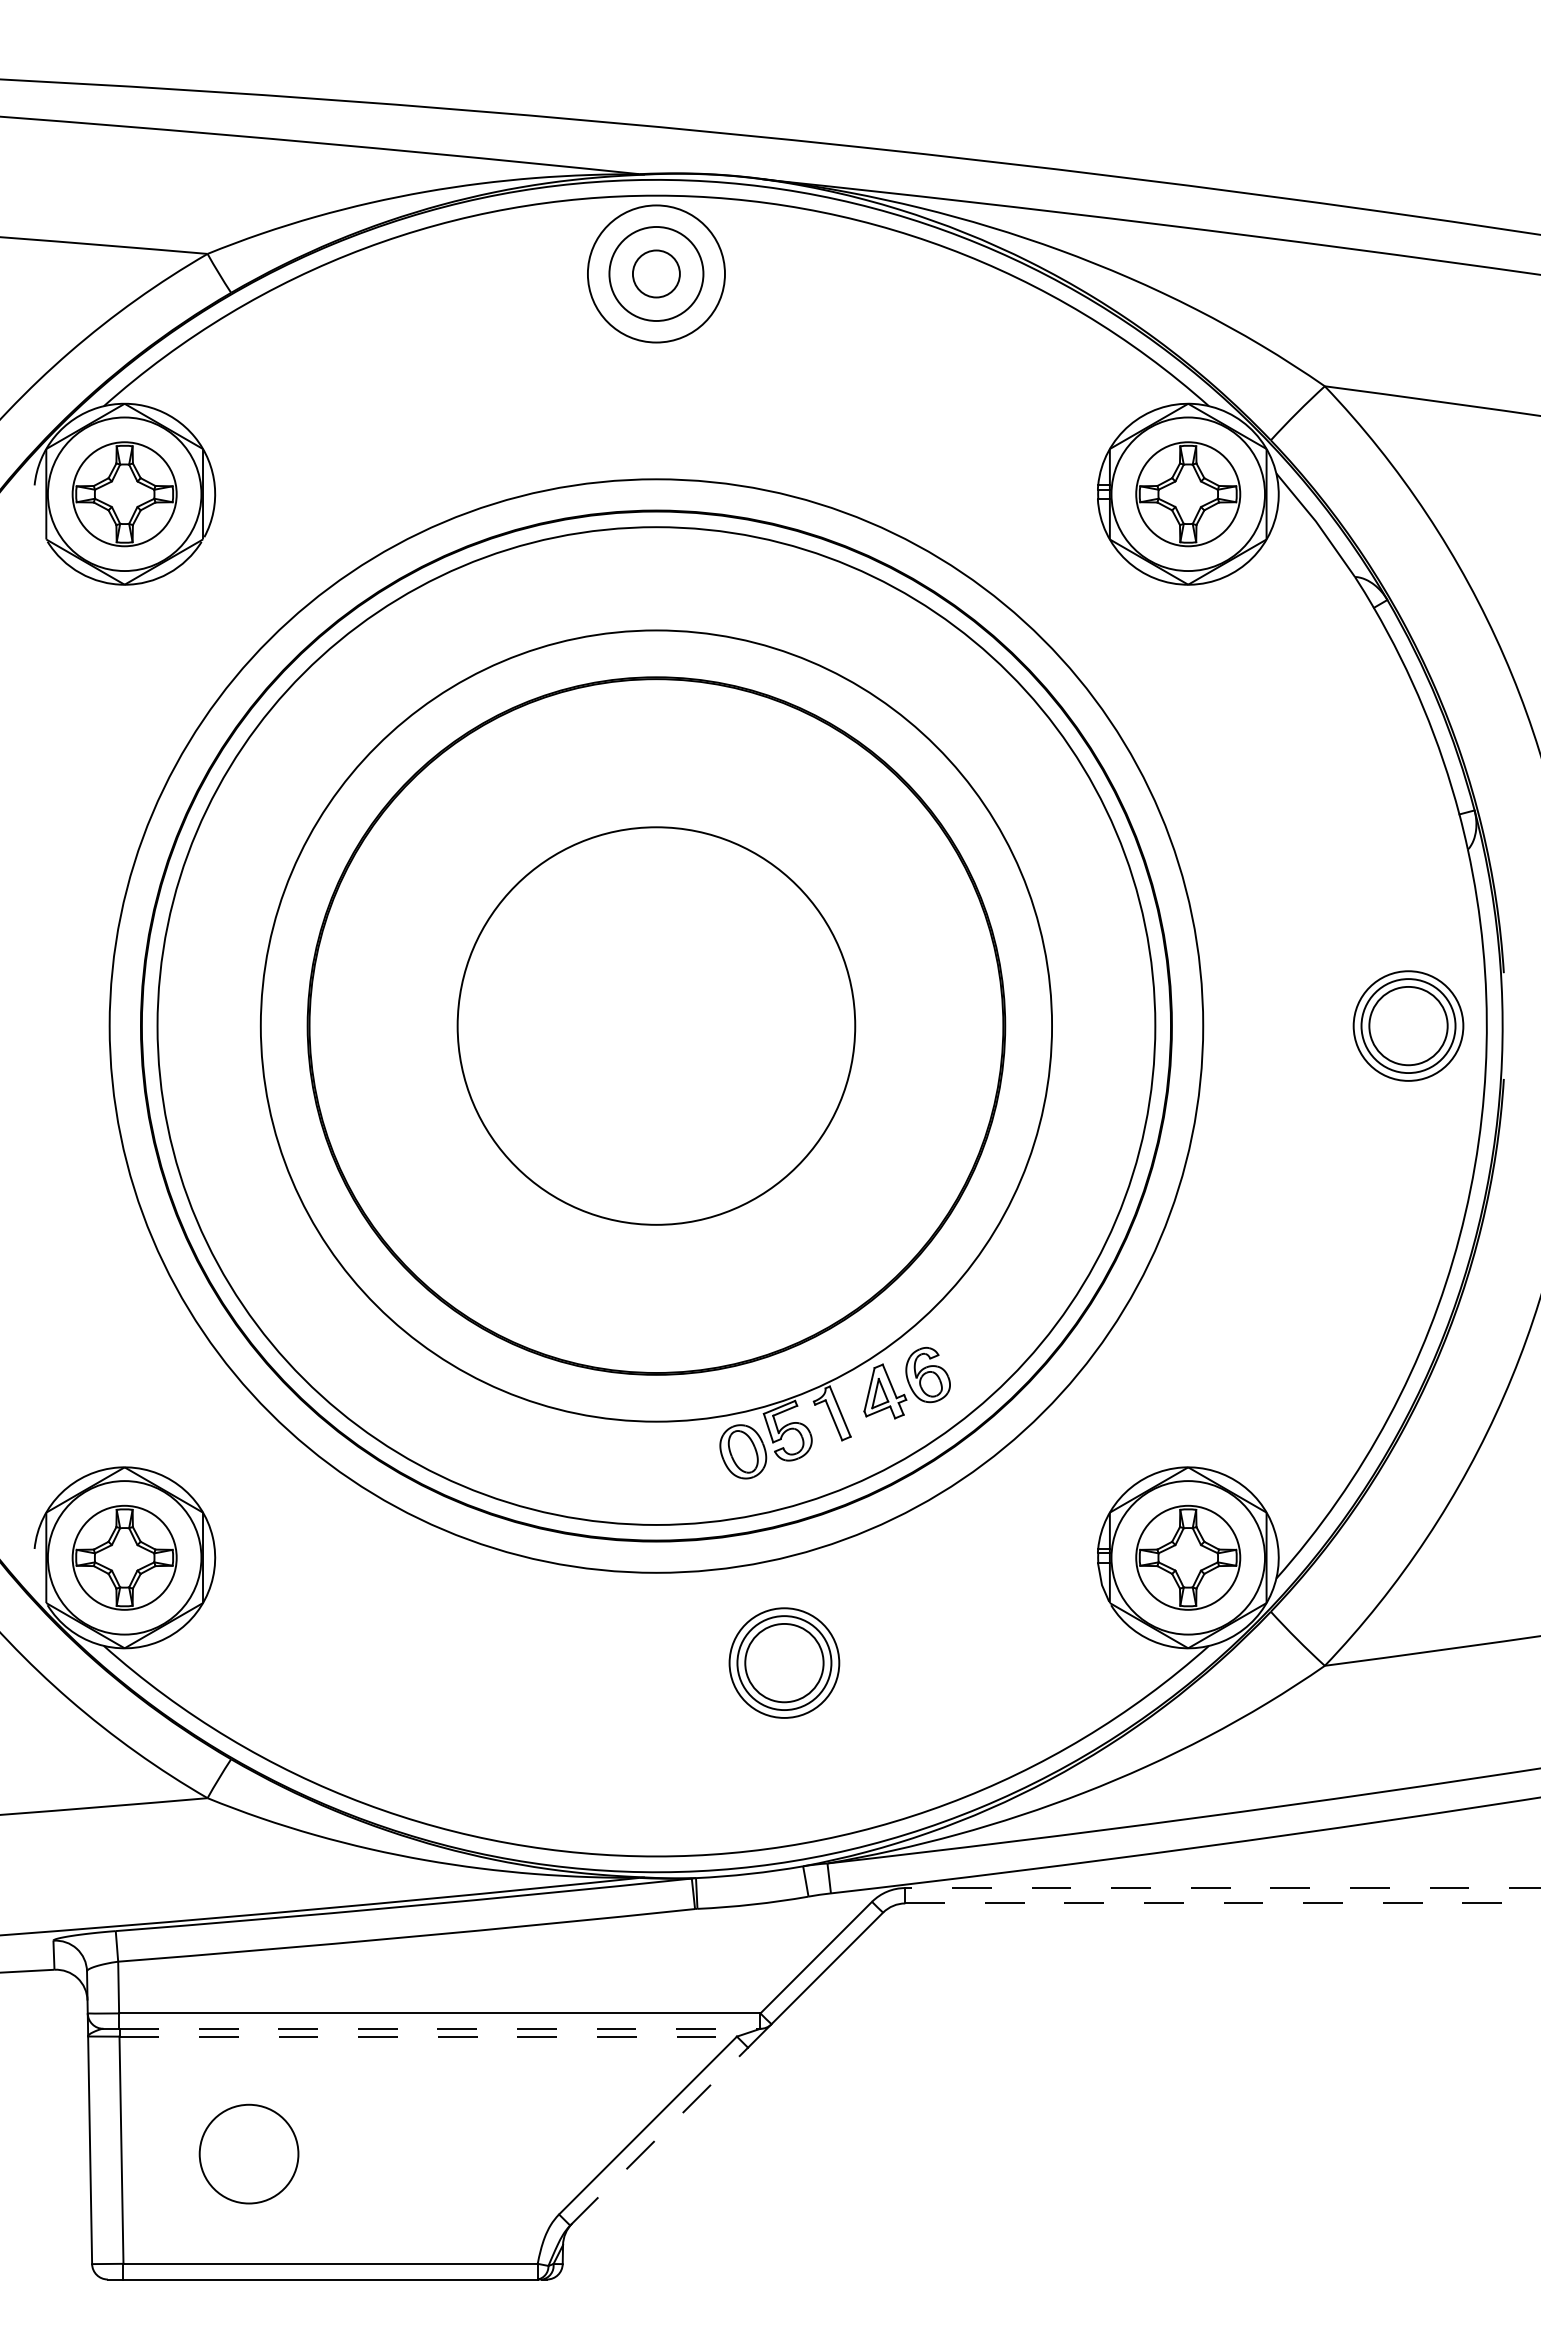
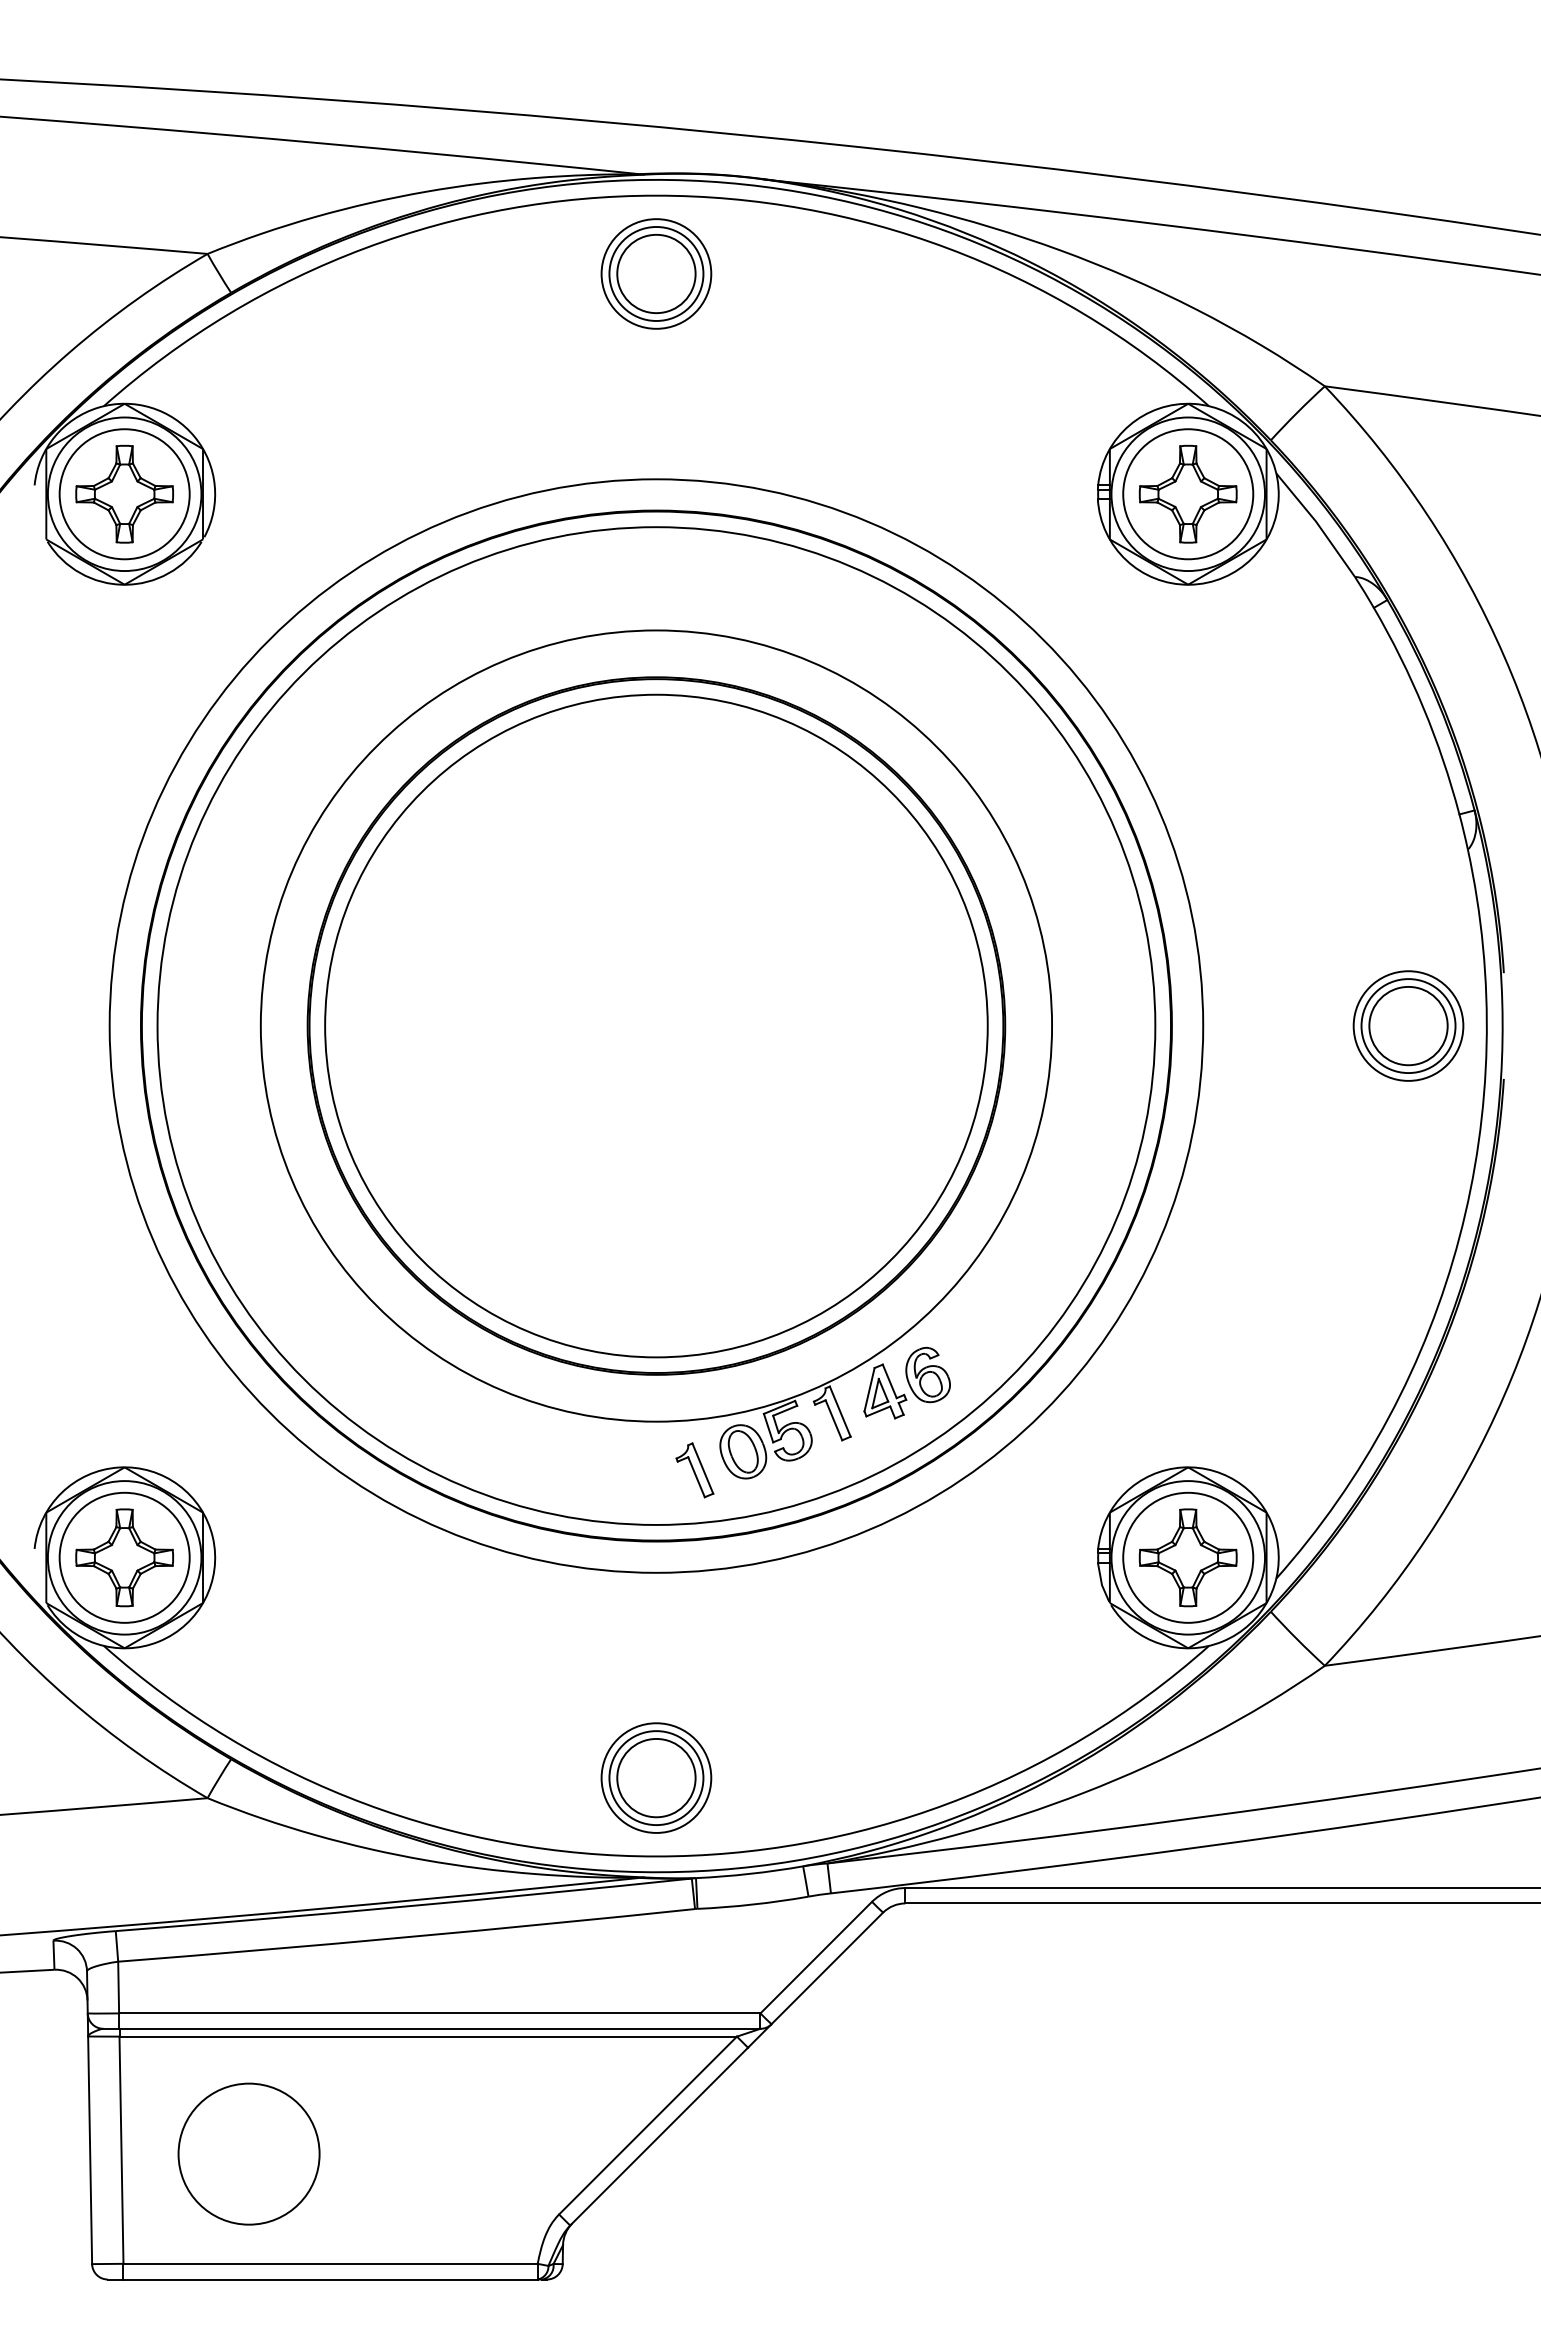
circle diameter: 47 px -> 78 px (656, 273)
circle diameter: 137 px -> 110 px (656, 273)
circle diameter: 104 px -> 130 px (124, 494)
circle diameter: 104 px -> 130 px (1188, 494)
circle diameter: 398 px -> 663 px (656, 1025)
part: none -> present (694, 1470)
circle diameter: 104 px -> 130 px (124, 1557)
circle diameter: 104 px -> 130 px (1188, 1557)
part position: (784, 1662) -> (656, 1777) (656, 1777)
line: dashed -> solid (1222, 1888)
line: dashed -> solid (1223, 1903)
line: dashed -> solid (439, 2028)
line: dashed -> solid (428, 2036)
line: dashed -> solid (659, 2136)
circle diameter: 99 px -> 141 px (248, 2153)
